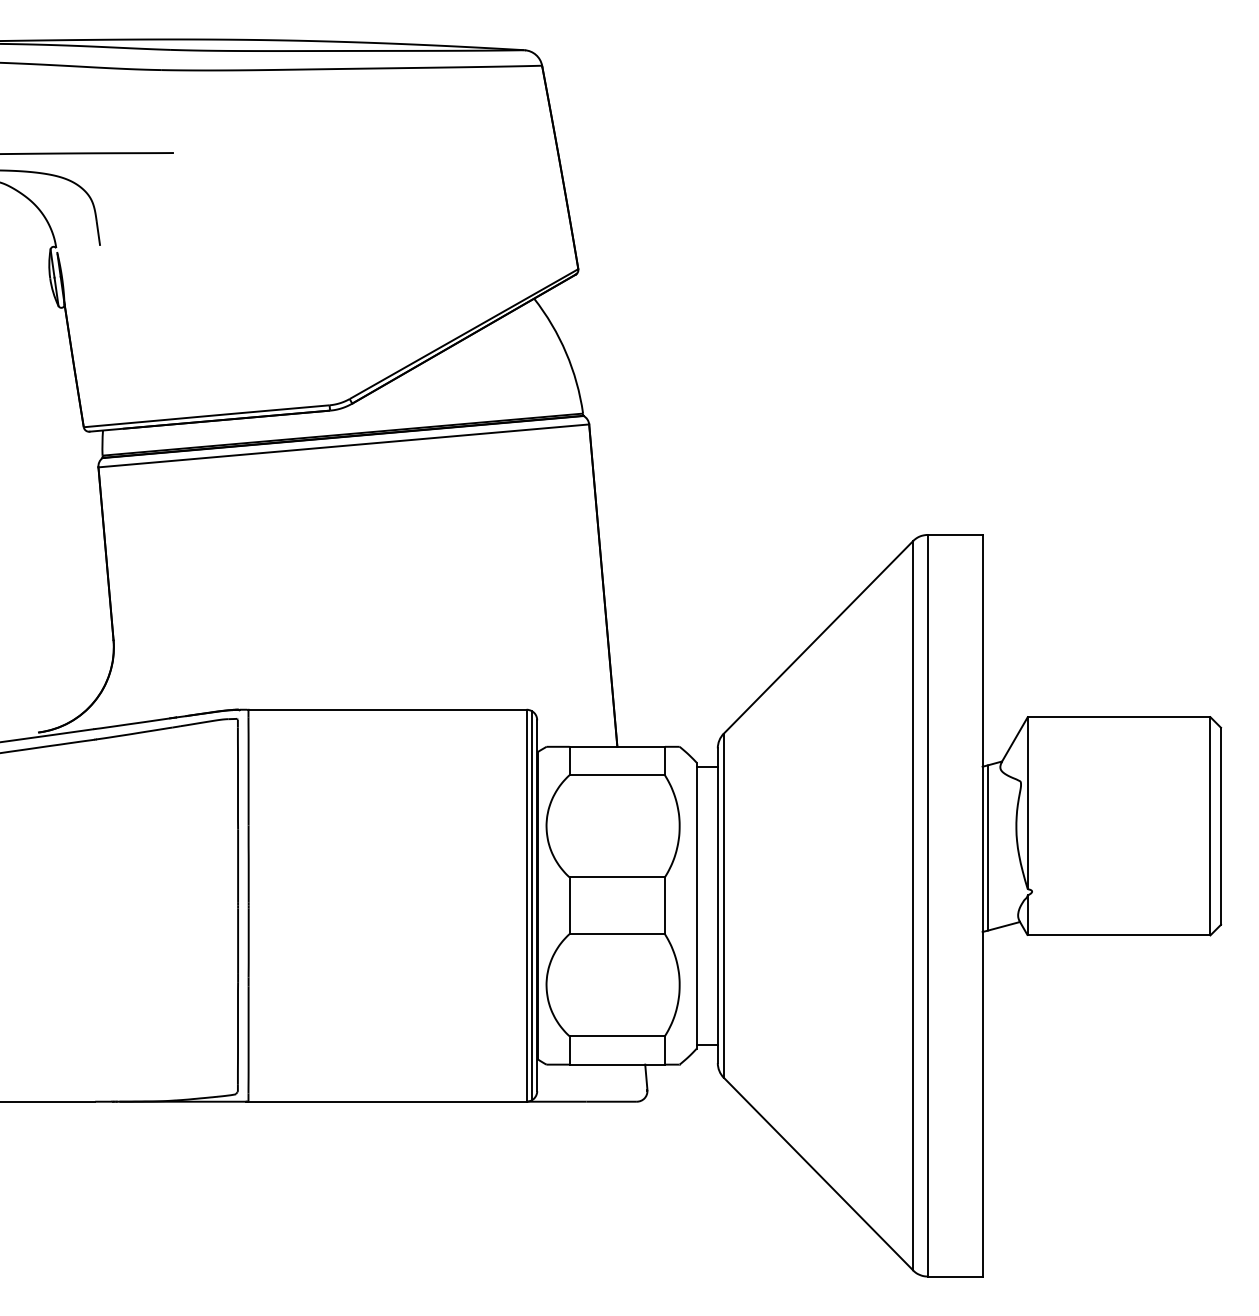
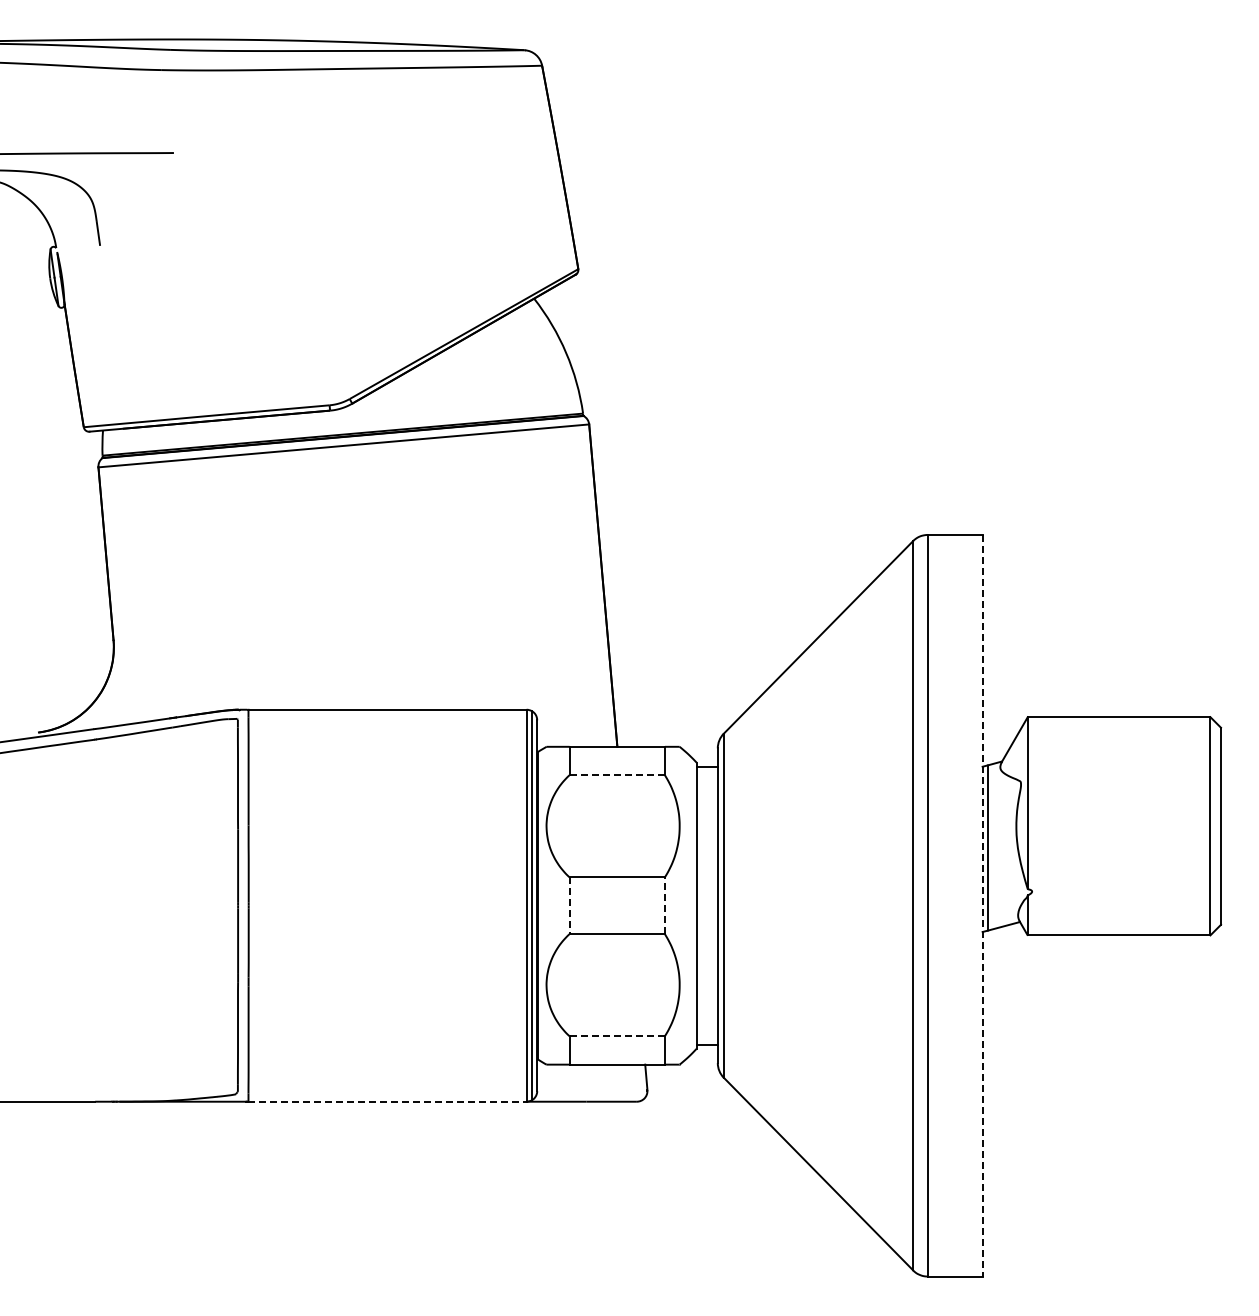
line: solid -> dashed (617, 775)
line: solid -> dashed (664, 905)
line: solid -> dashed (982, 905)
line: solid -> dashed (569, 906)
line: solid -> dashed (617, 1036)
line: solid -> dashed (387, 1101)
